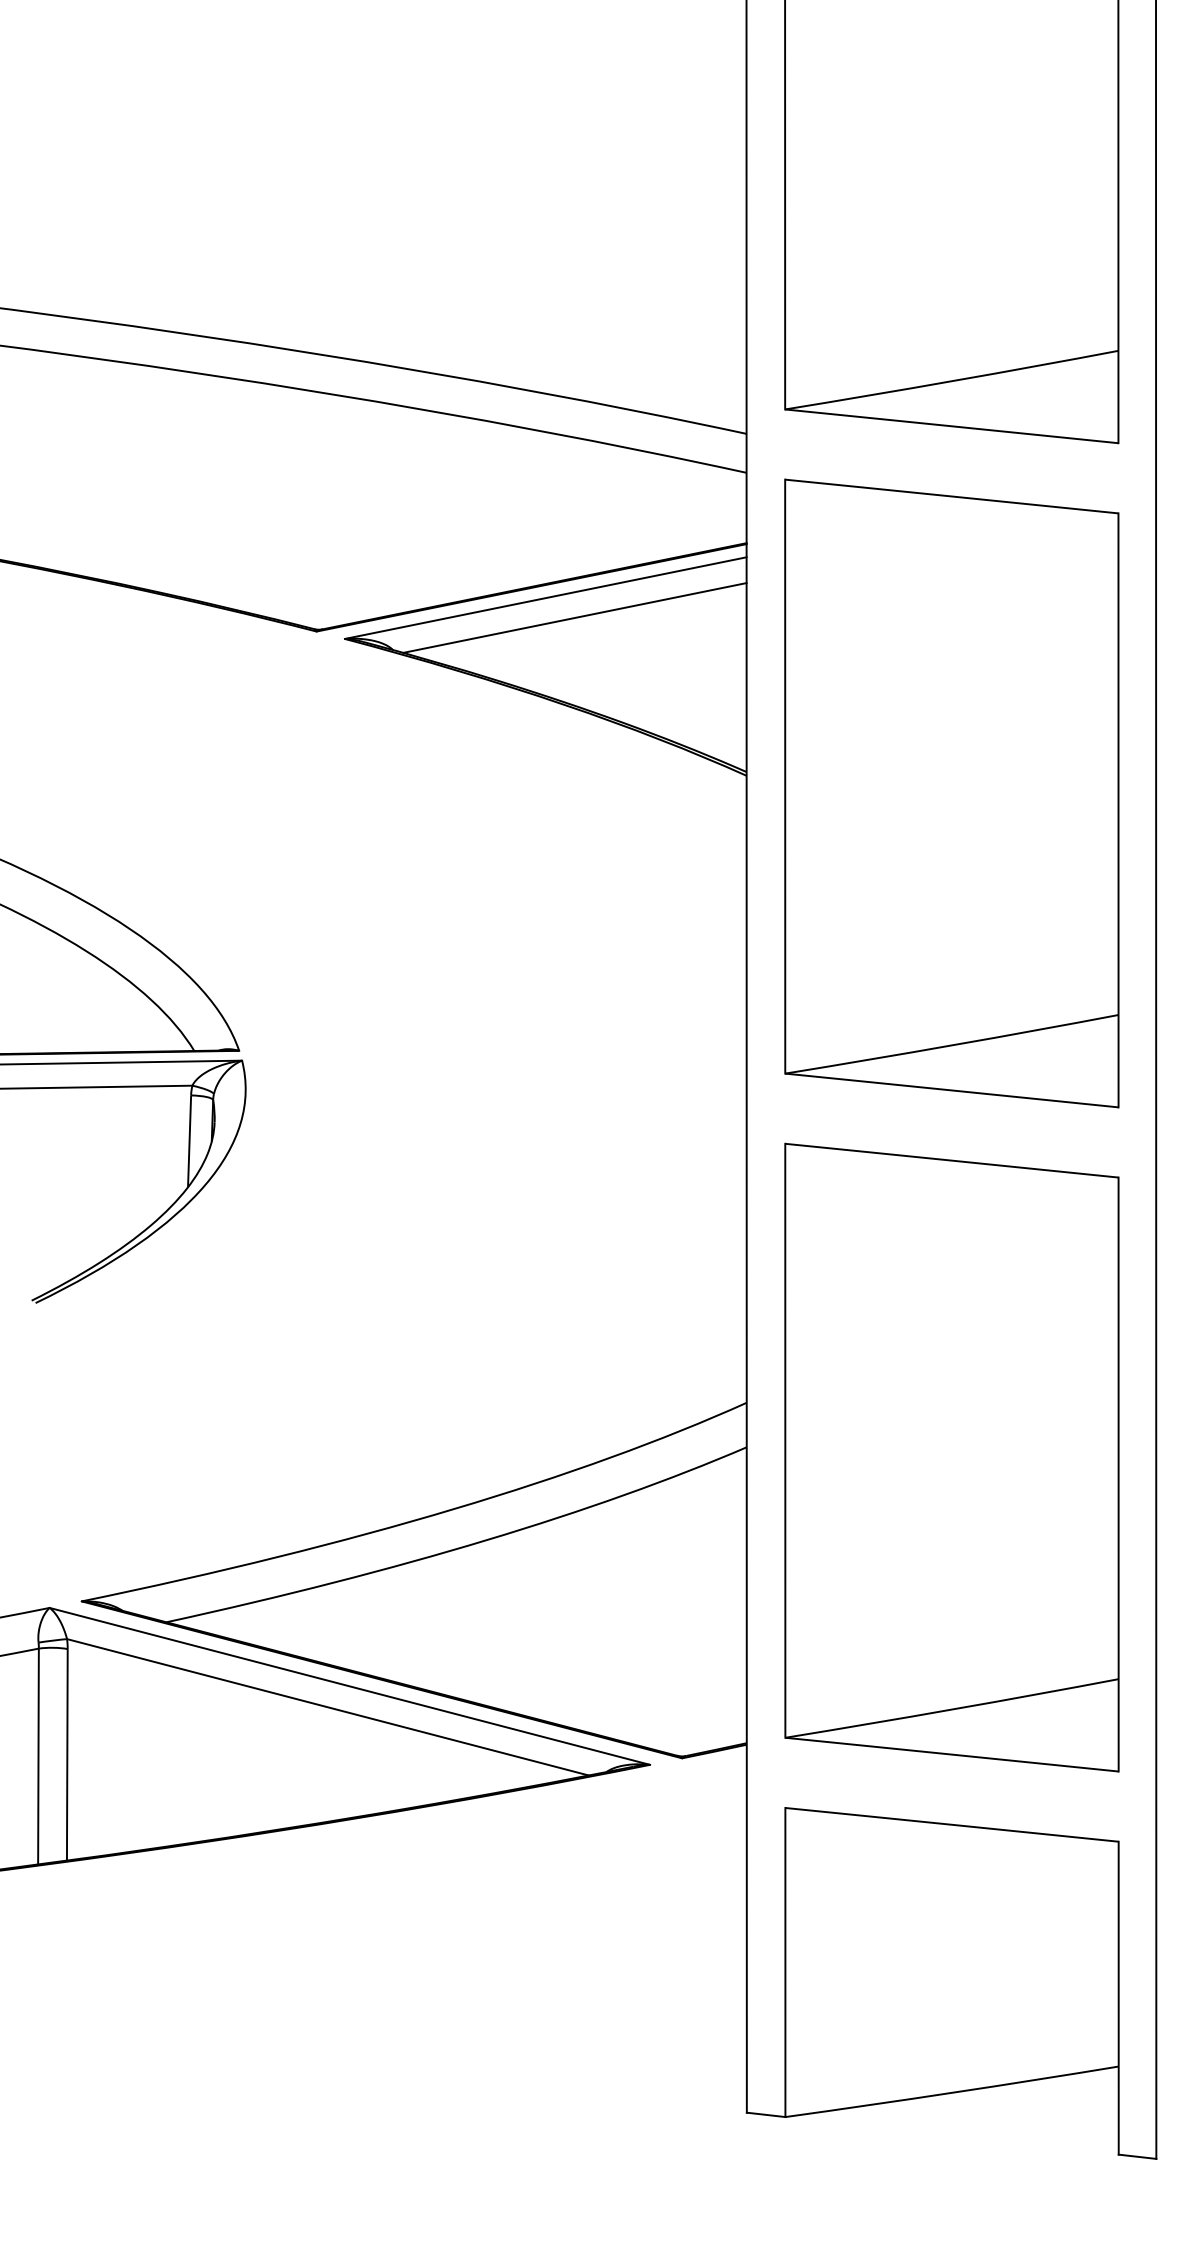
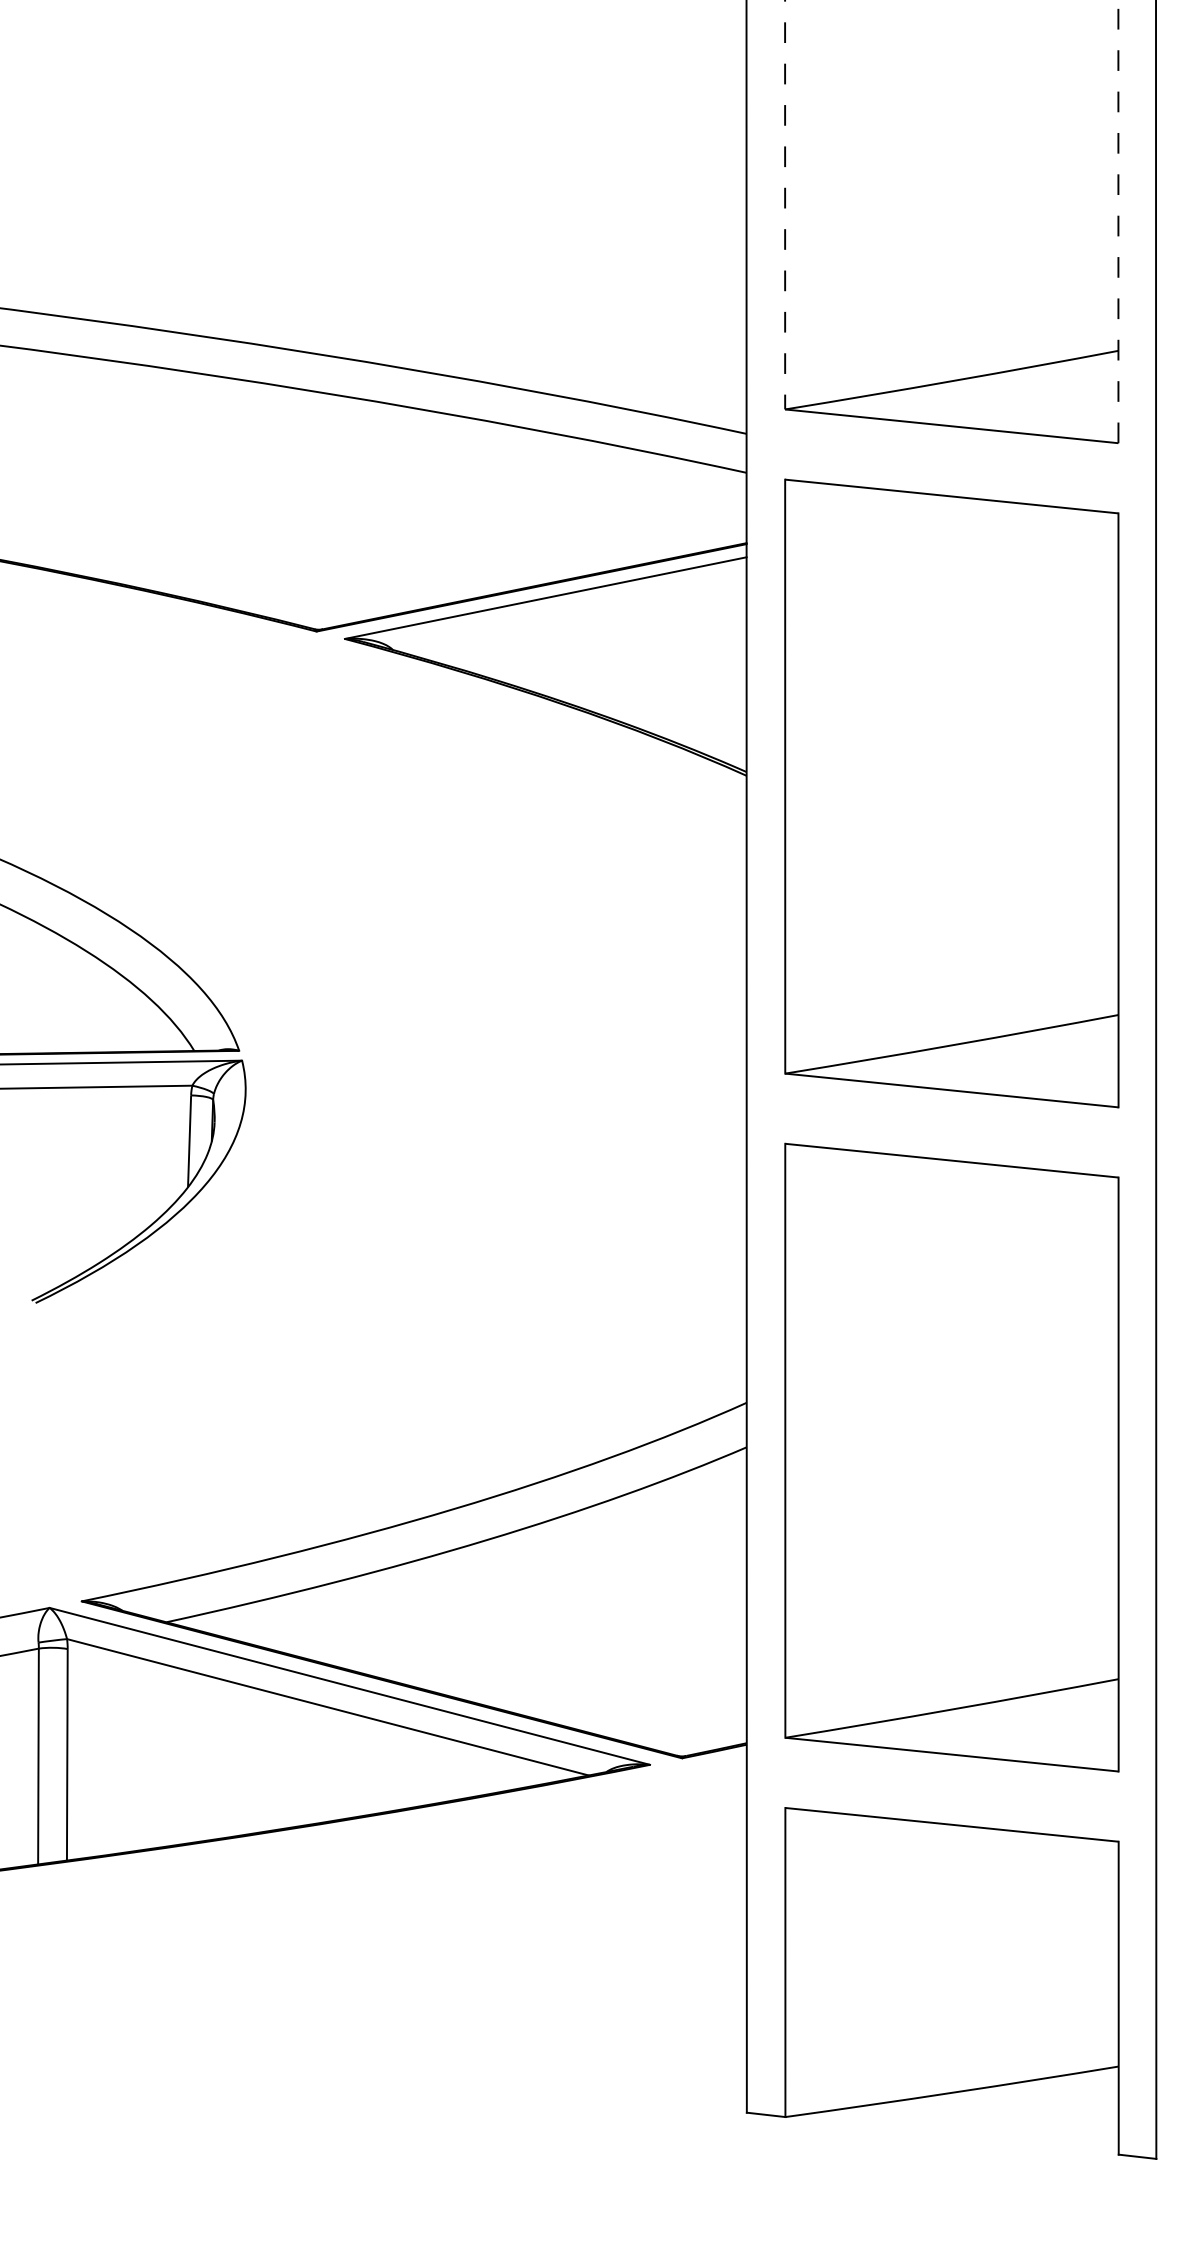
line: solid -> dashed (785, 205)
line: solid -> dashed (1118, 221)
line: present -> none (574, 617)
